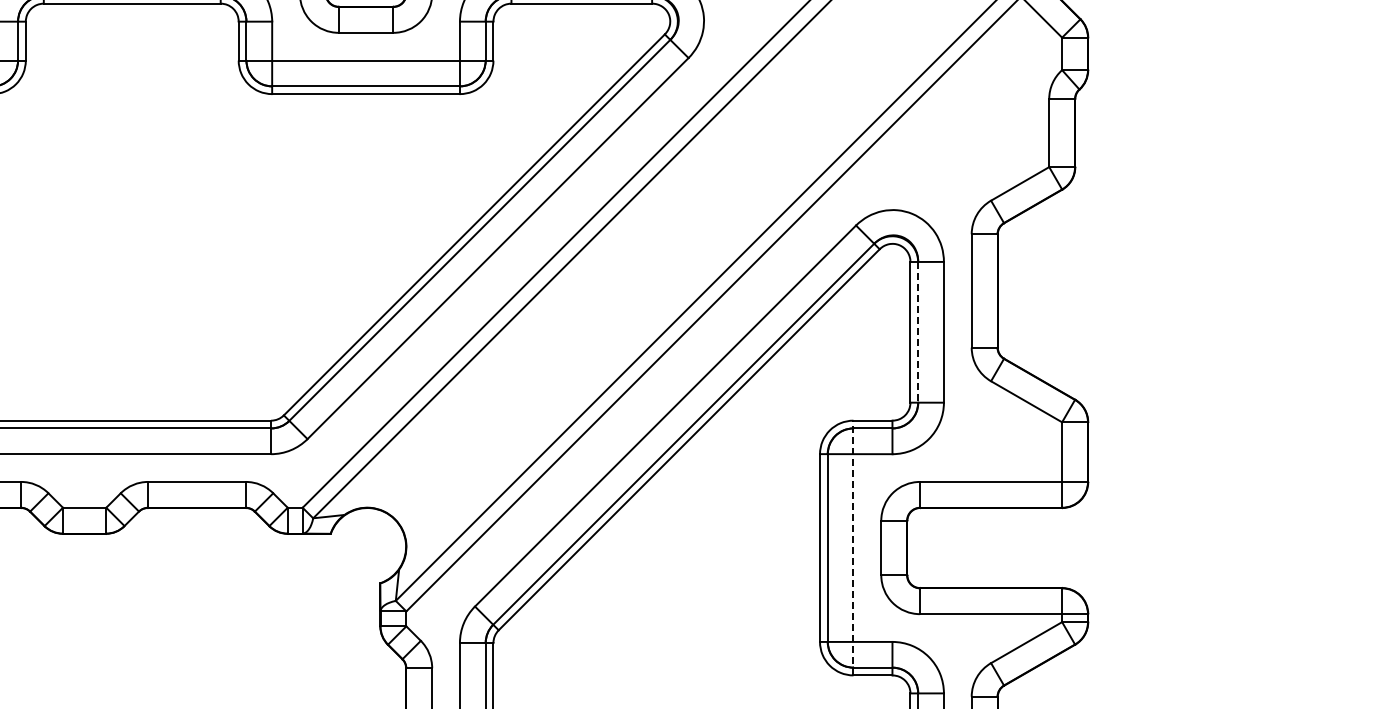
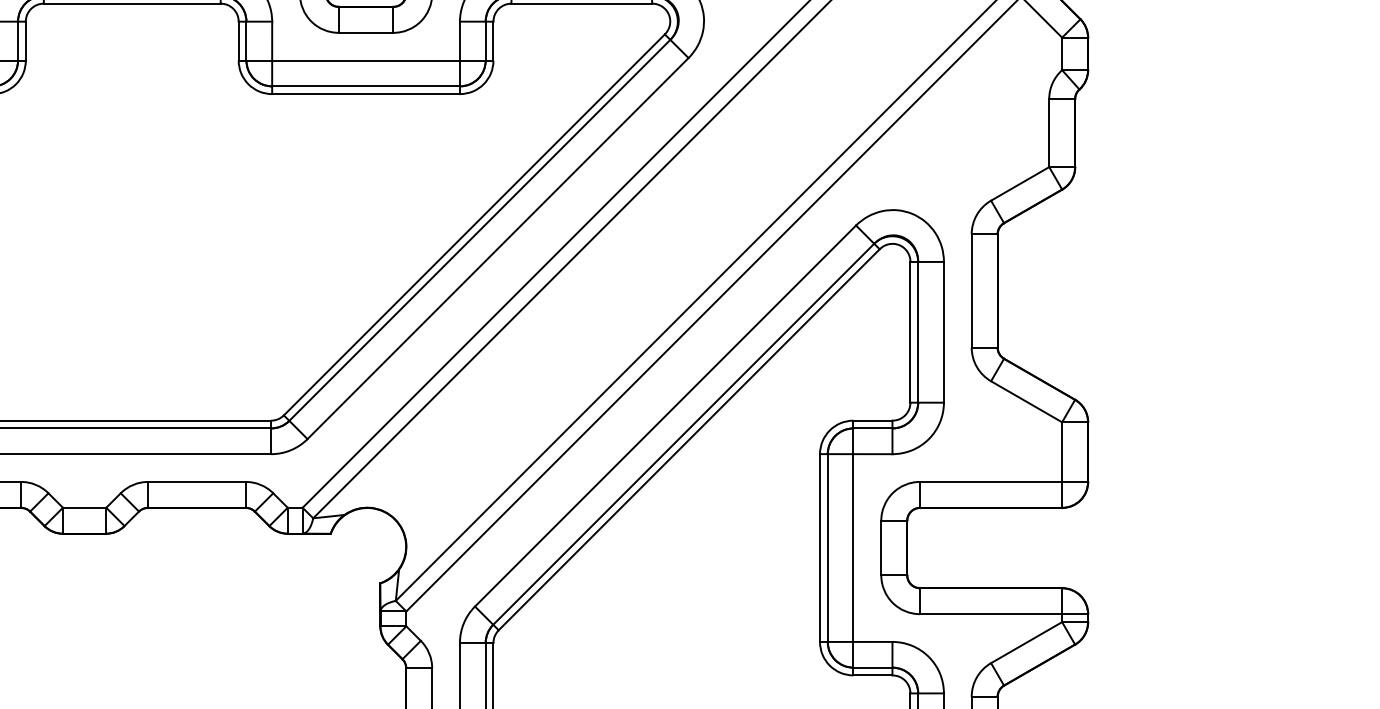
line: dashed -> solid (918, 332)
line: dashed -> solid (853, 547)
